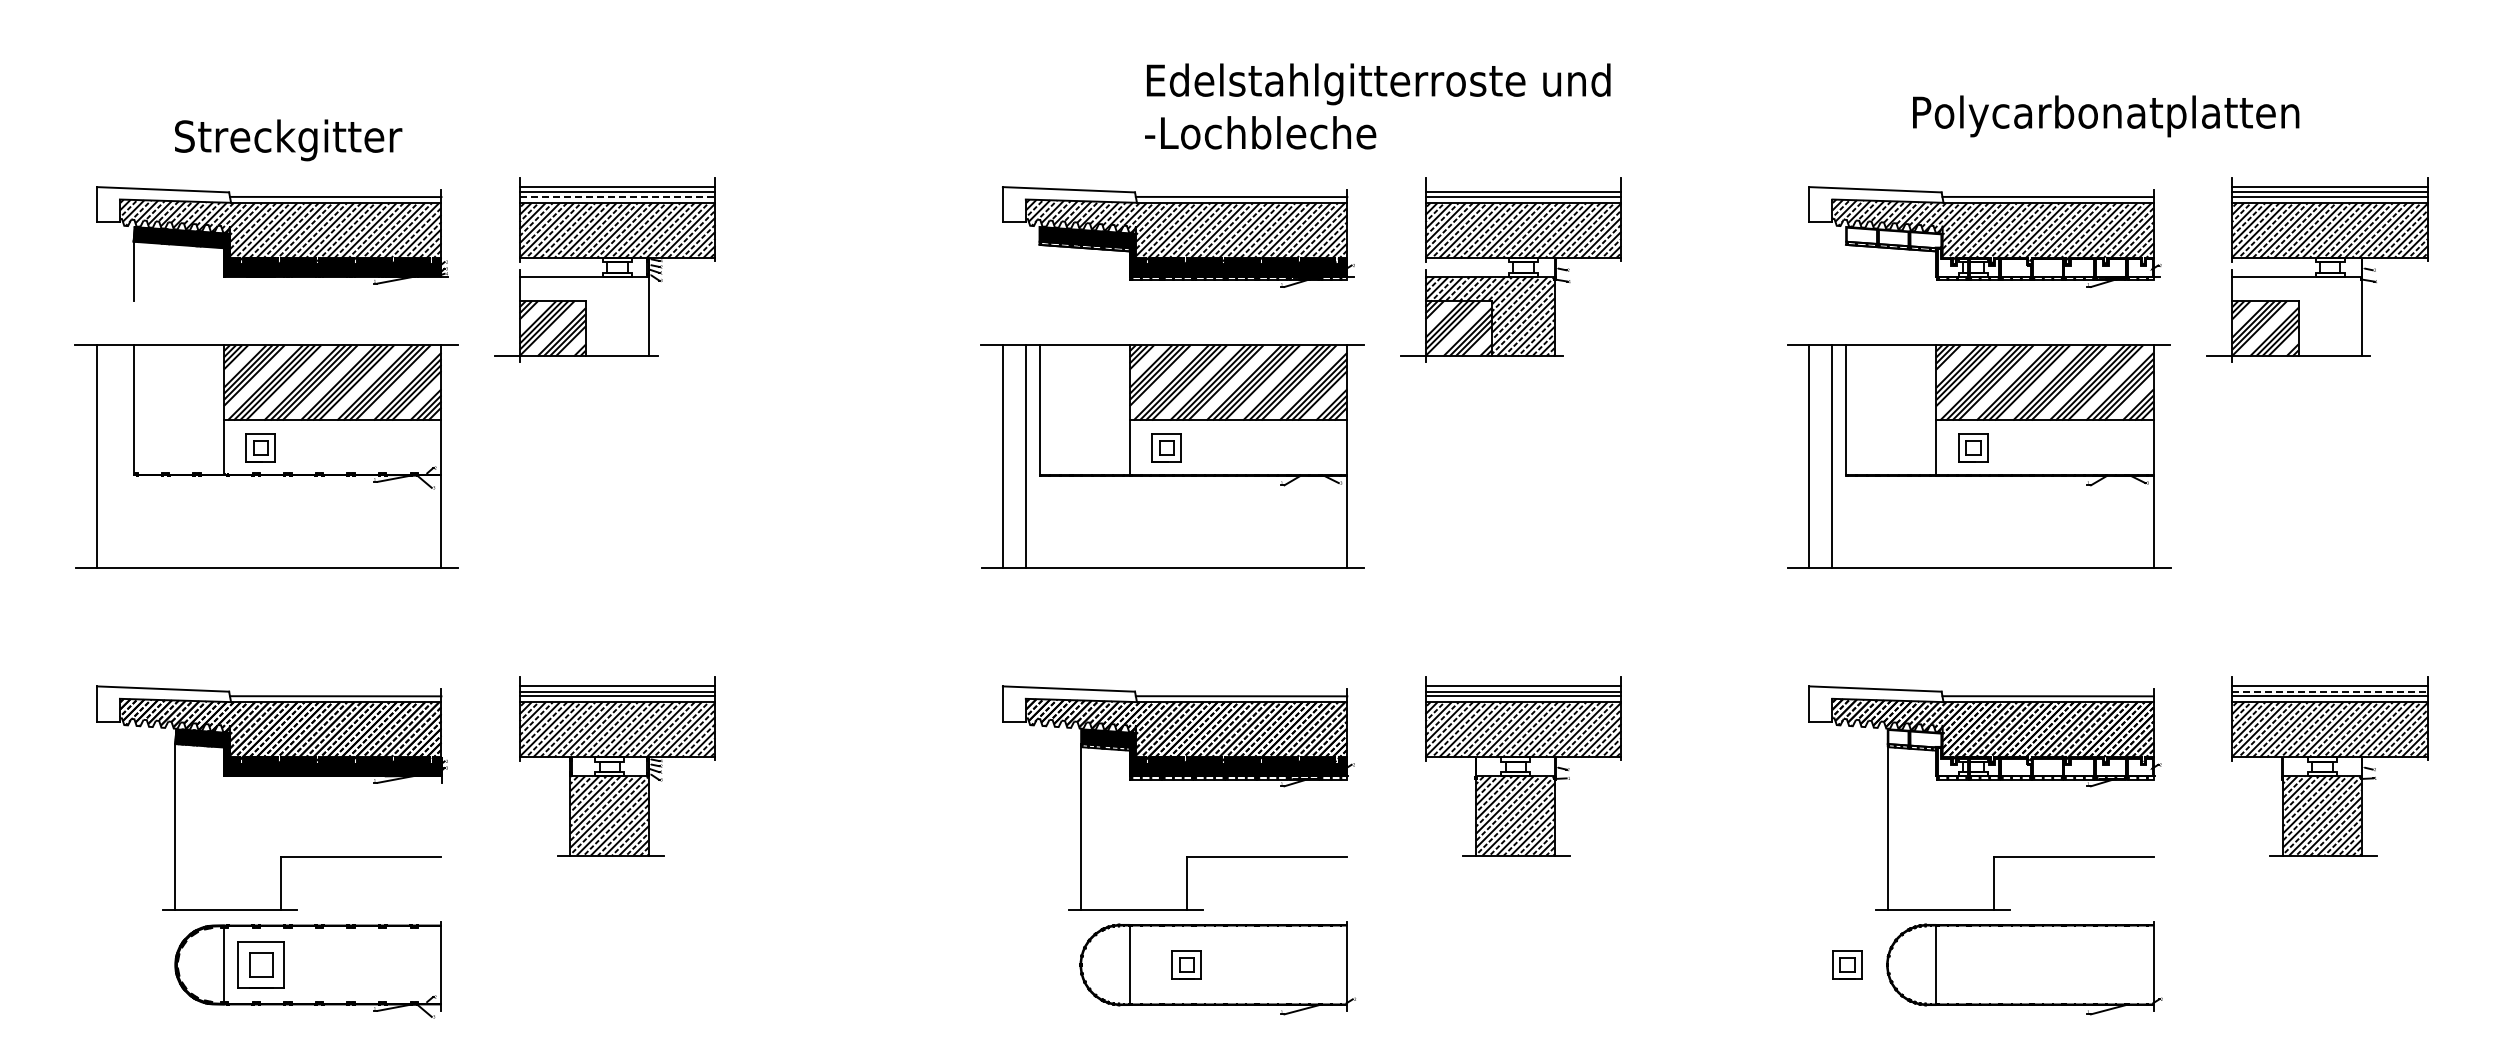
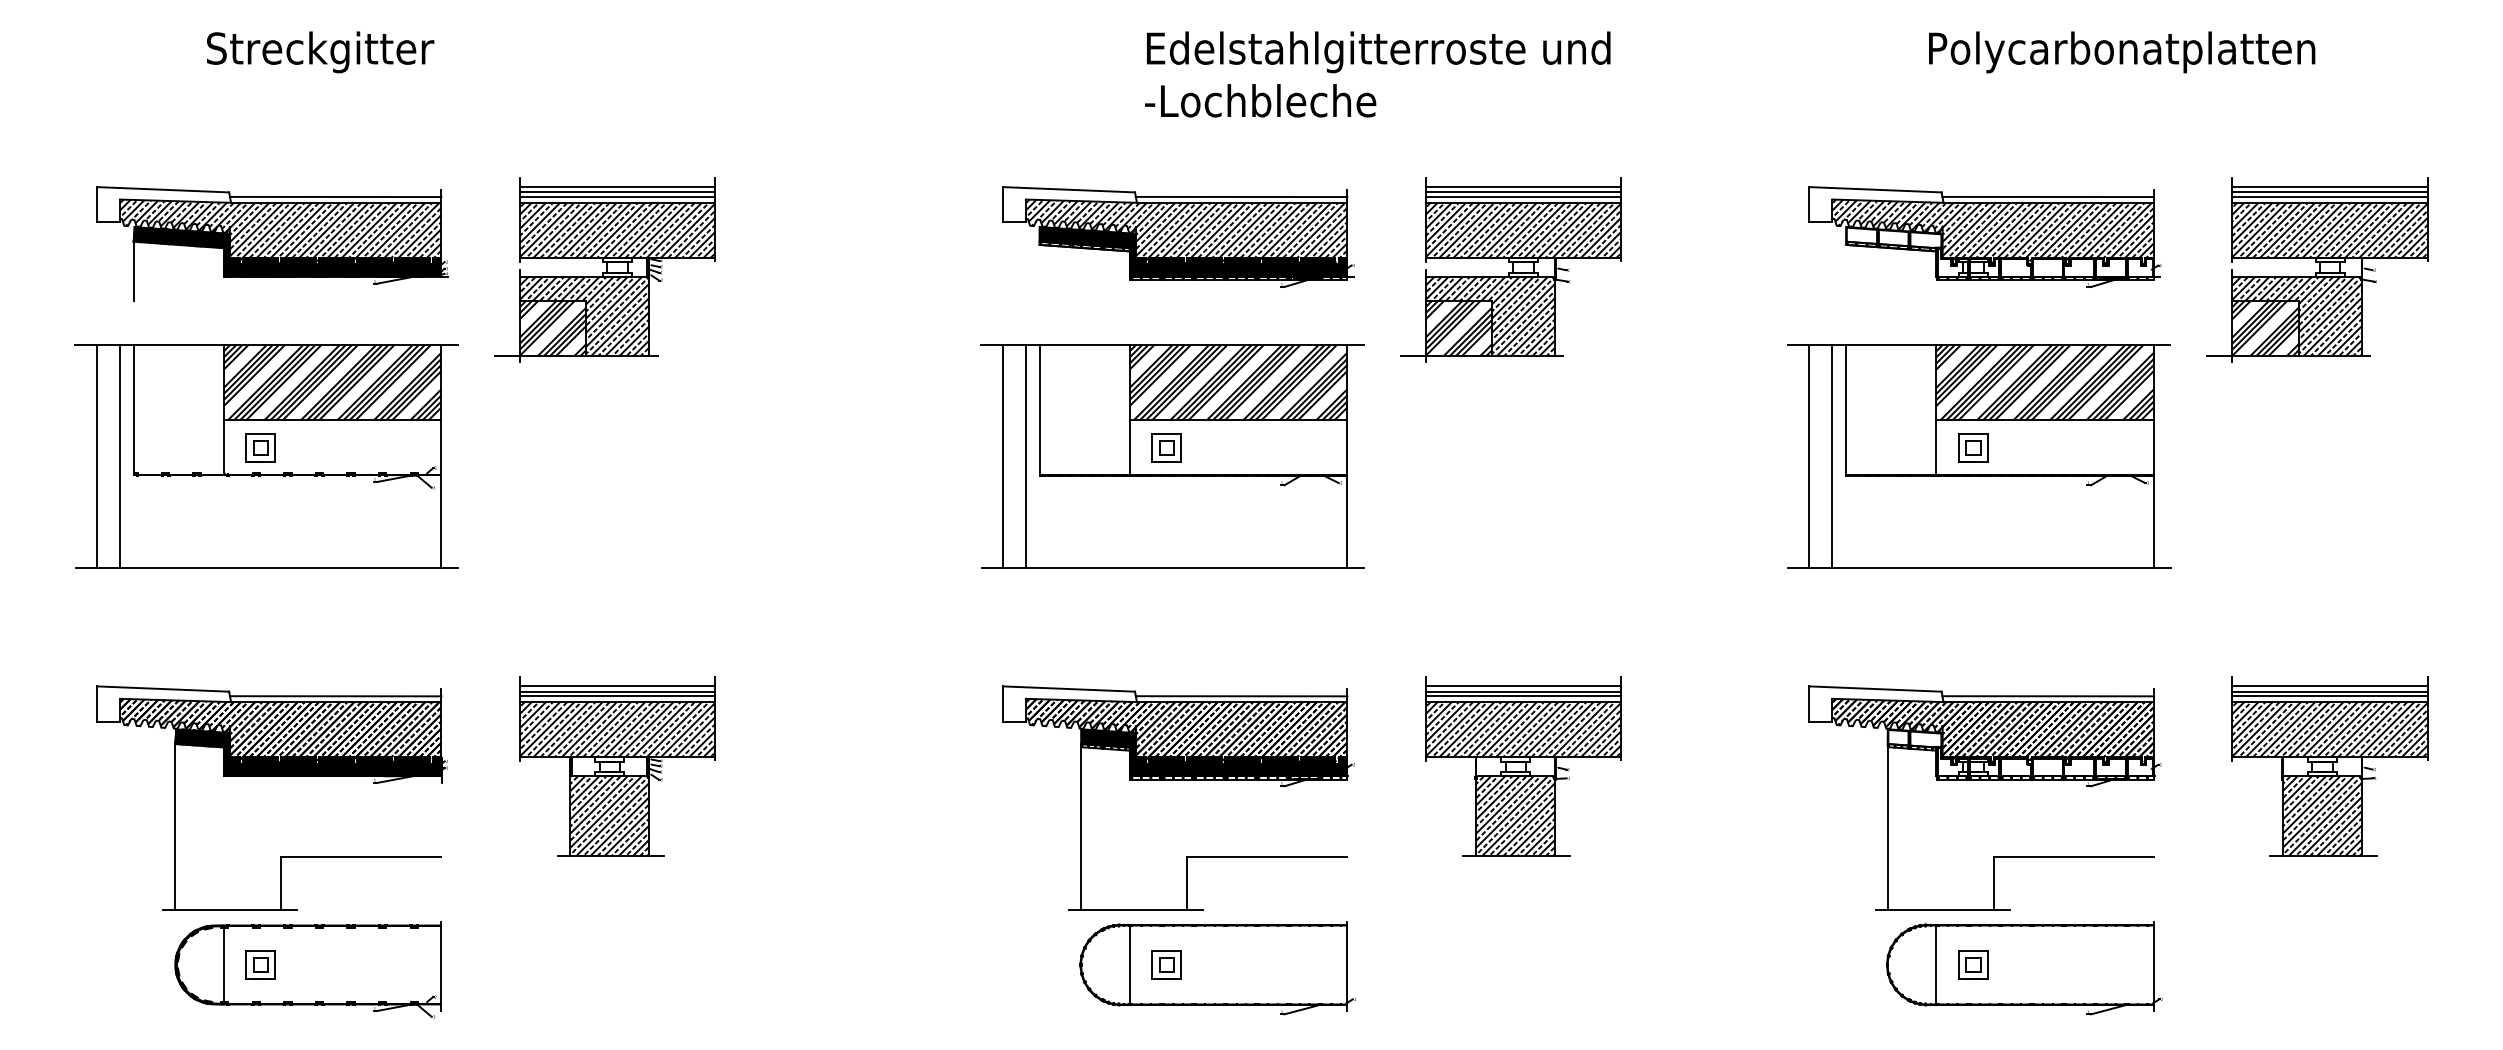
text position: (1377, 106) -> (1377, 74) (1377, 74)
text position: (2106, 116) -> (2122, 52) (2122, 52)
text position: (288, 140) -> (320, 52) (320, 52)
line: none -> present (1523, 187)
line: dashed -> solid (617, 197)
hatch: none -> present (584, 316)
hatch: none -> present (2296, 316)
line: none -> present (119, 456)
line: dashed -> solid (2330, 691)
part size: 48x48 px -> 31x30 px (260, 964)
part position: (1186, 964) -> (1166, 964) (1166, 964)
part position: (1847, 964) -> (1973, 964) (1973, 964)
